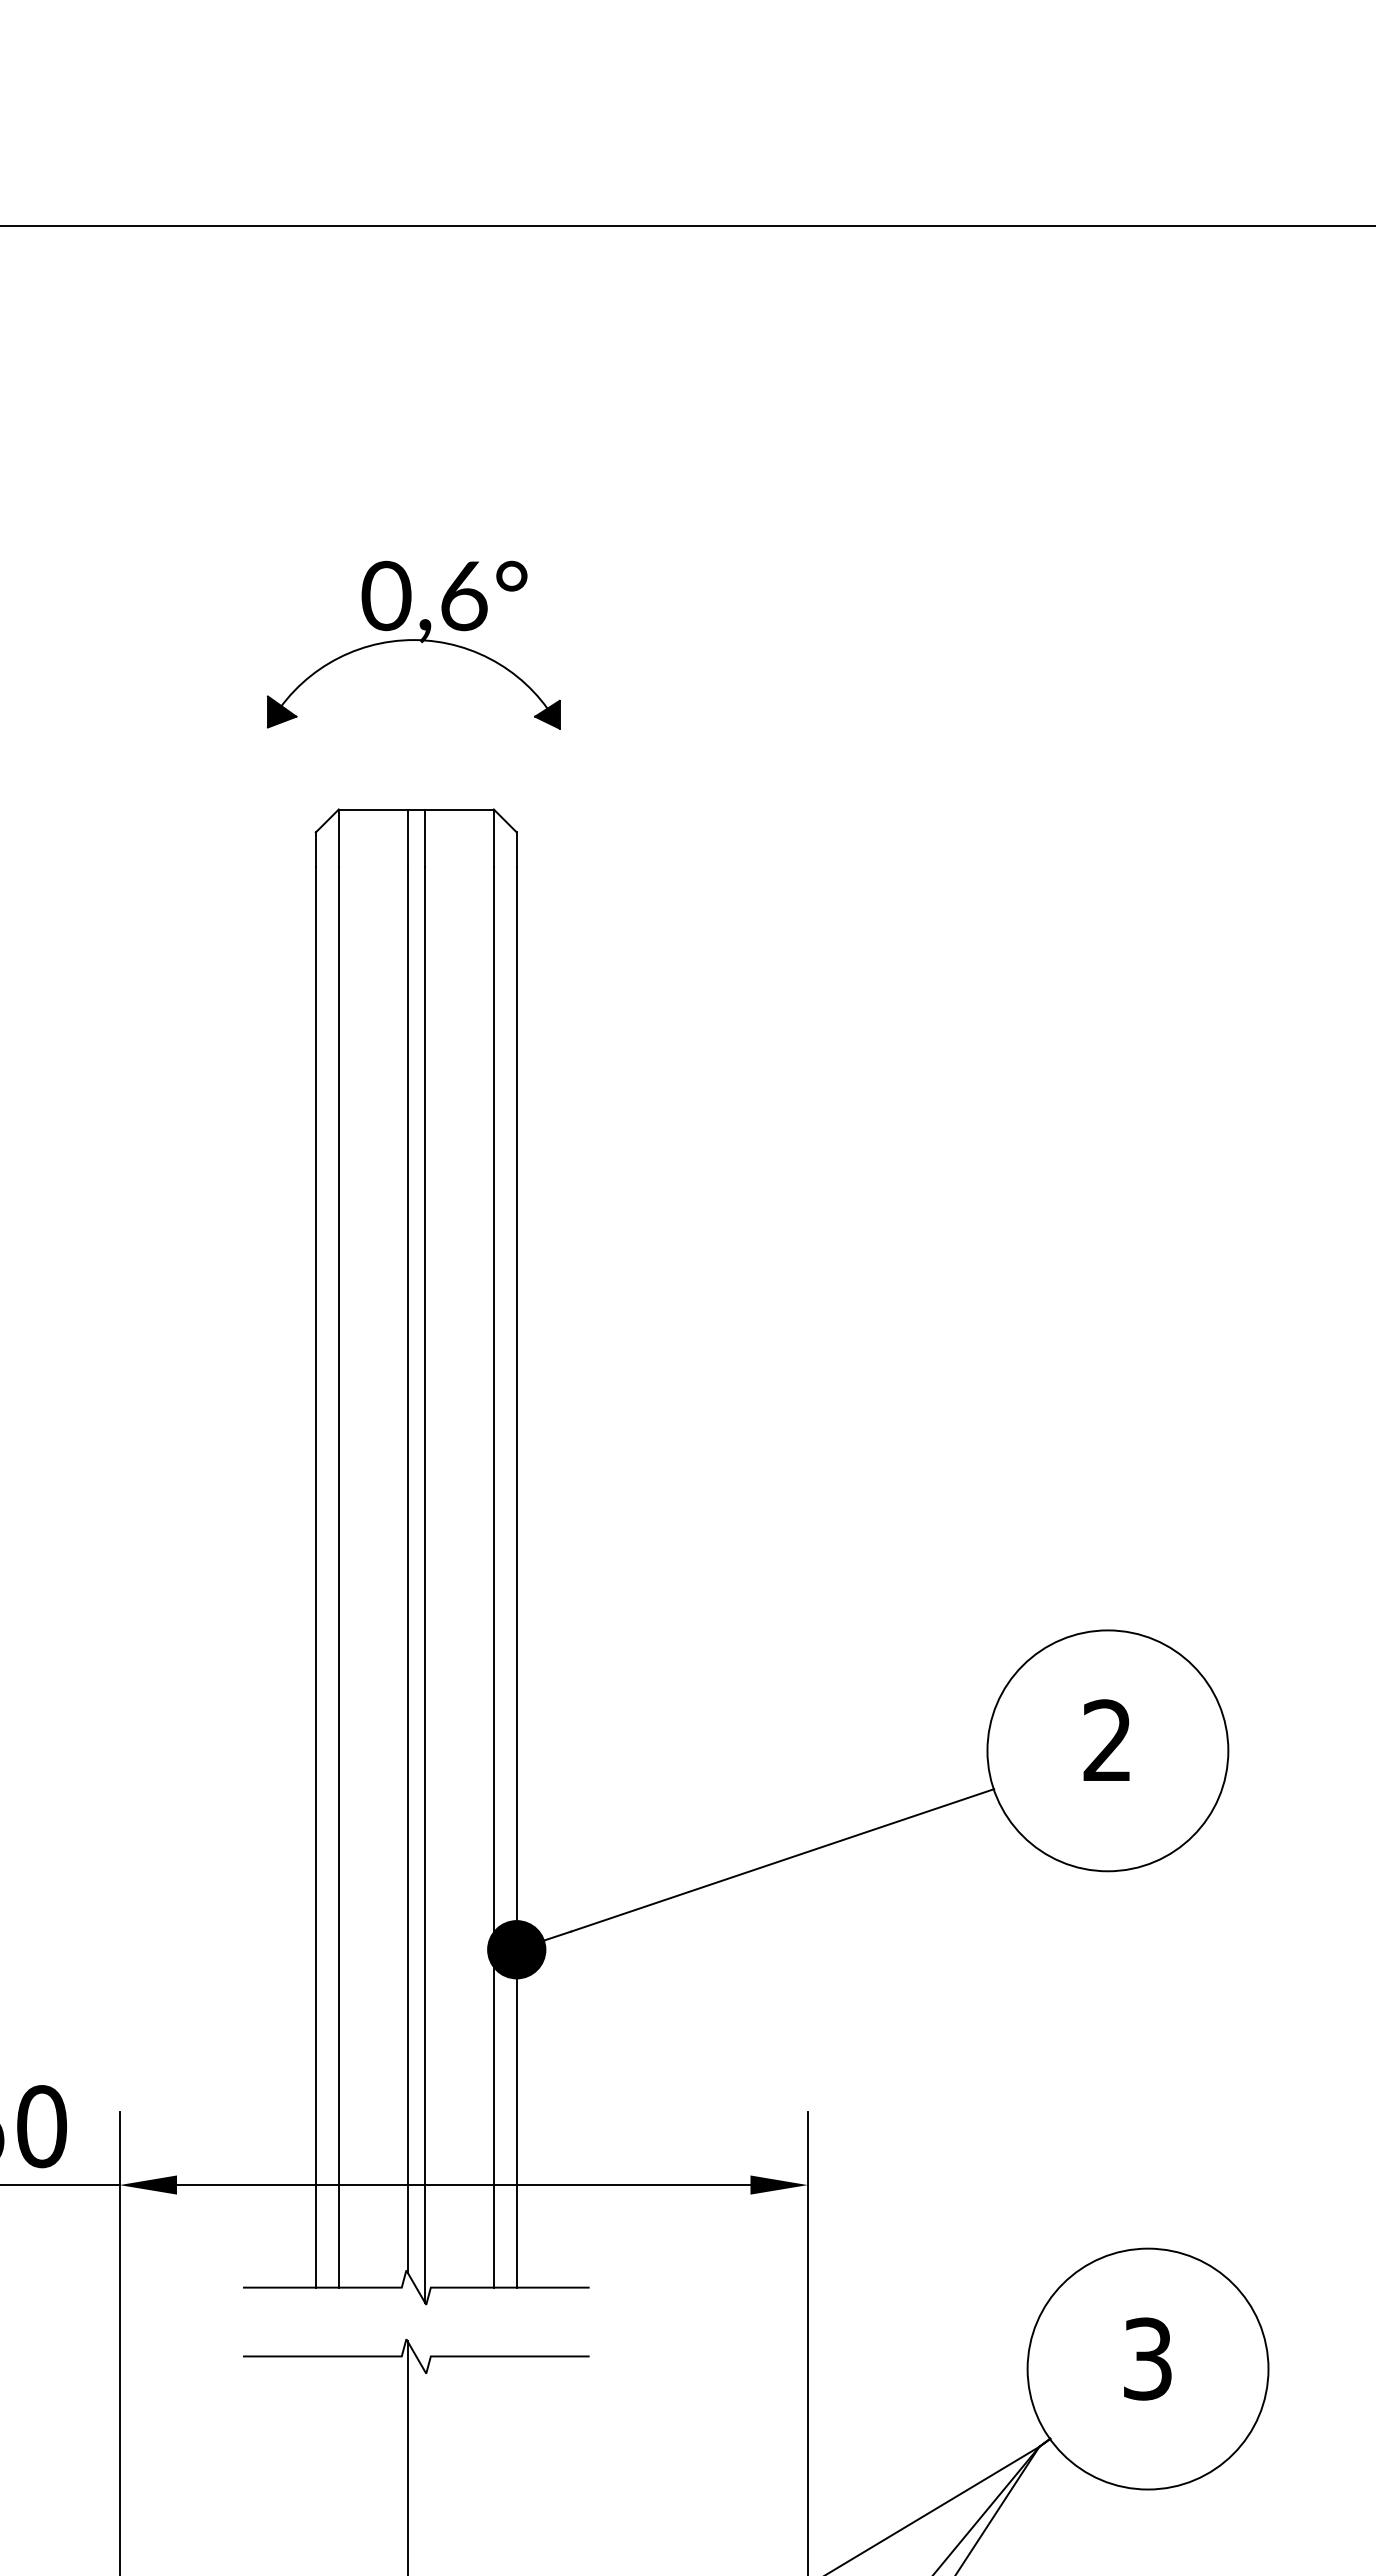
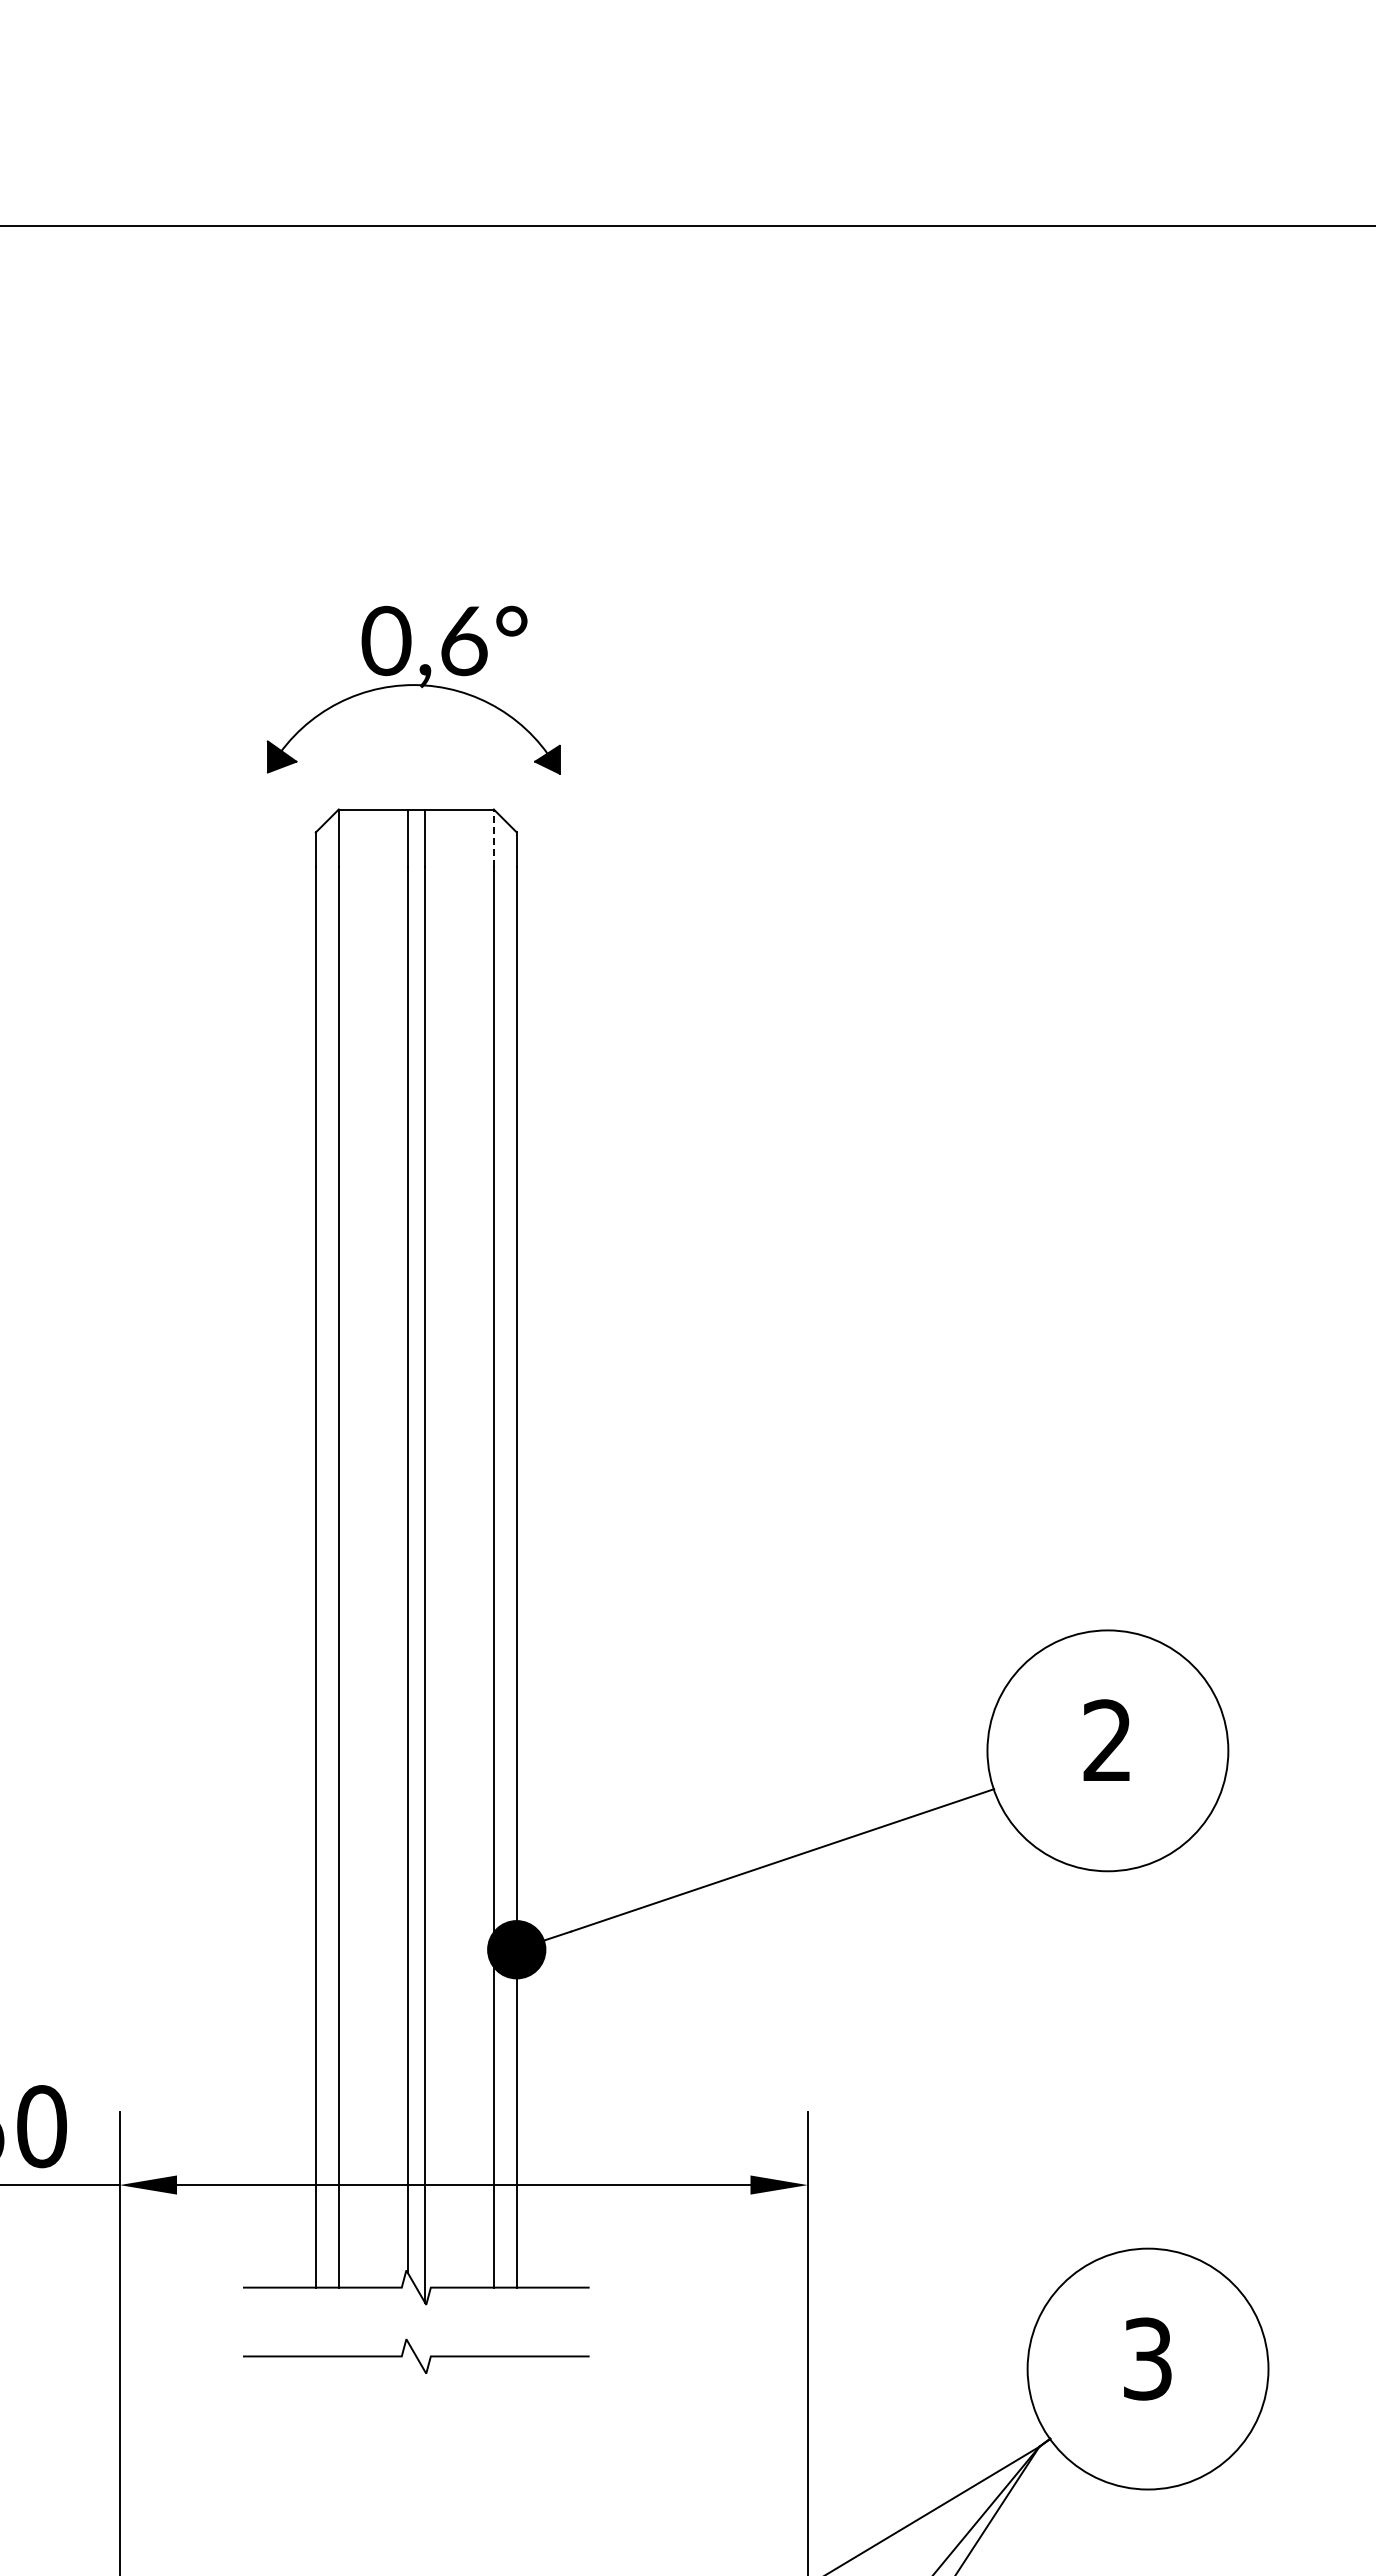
part position: (413, 644) -> (413, 689) (413, 689)
line: solid -> dashed (493, 838)
line: present -> none (407, 2456)
